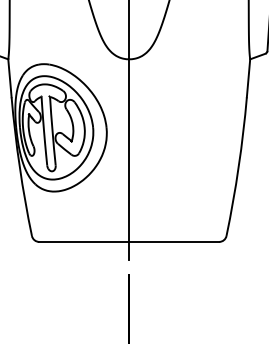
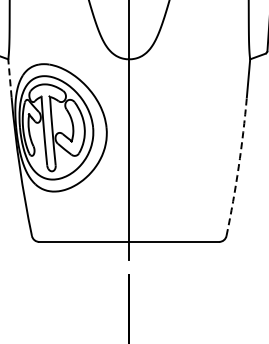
line: solid -> dashed (9, 77)
arc: solid -> dashed (238, 166)
